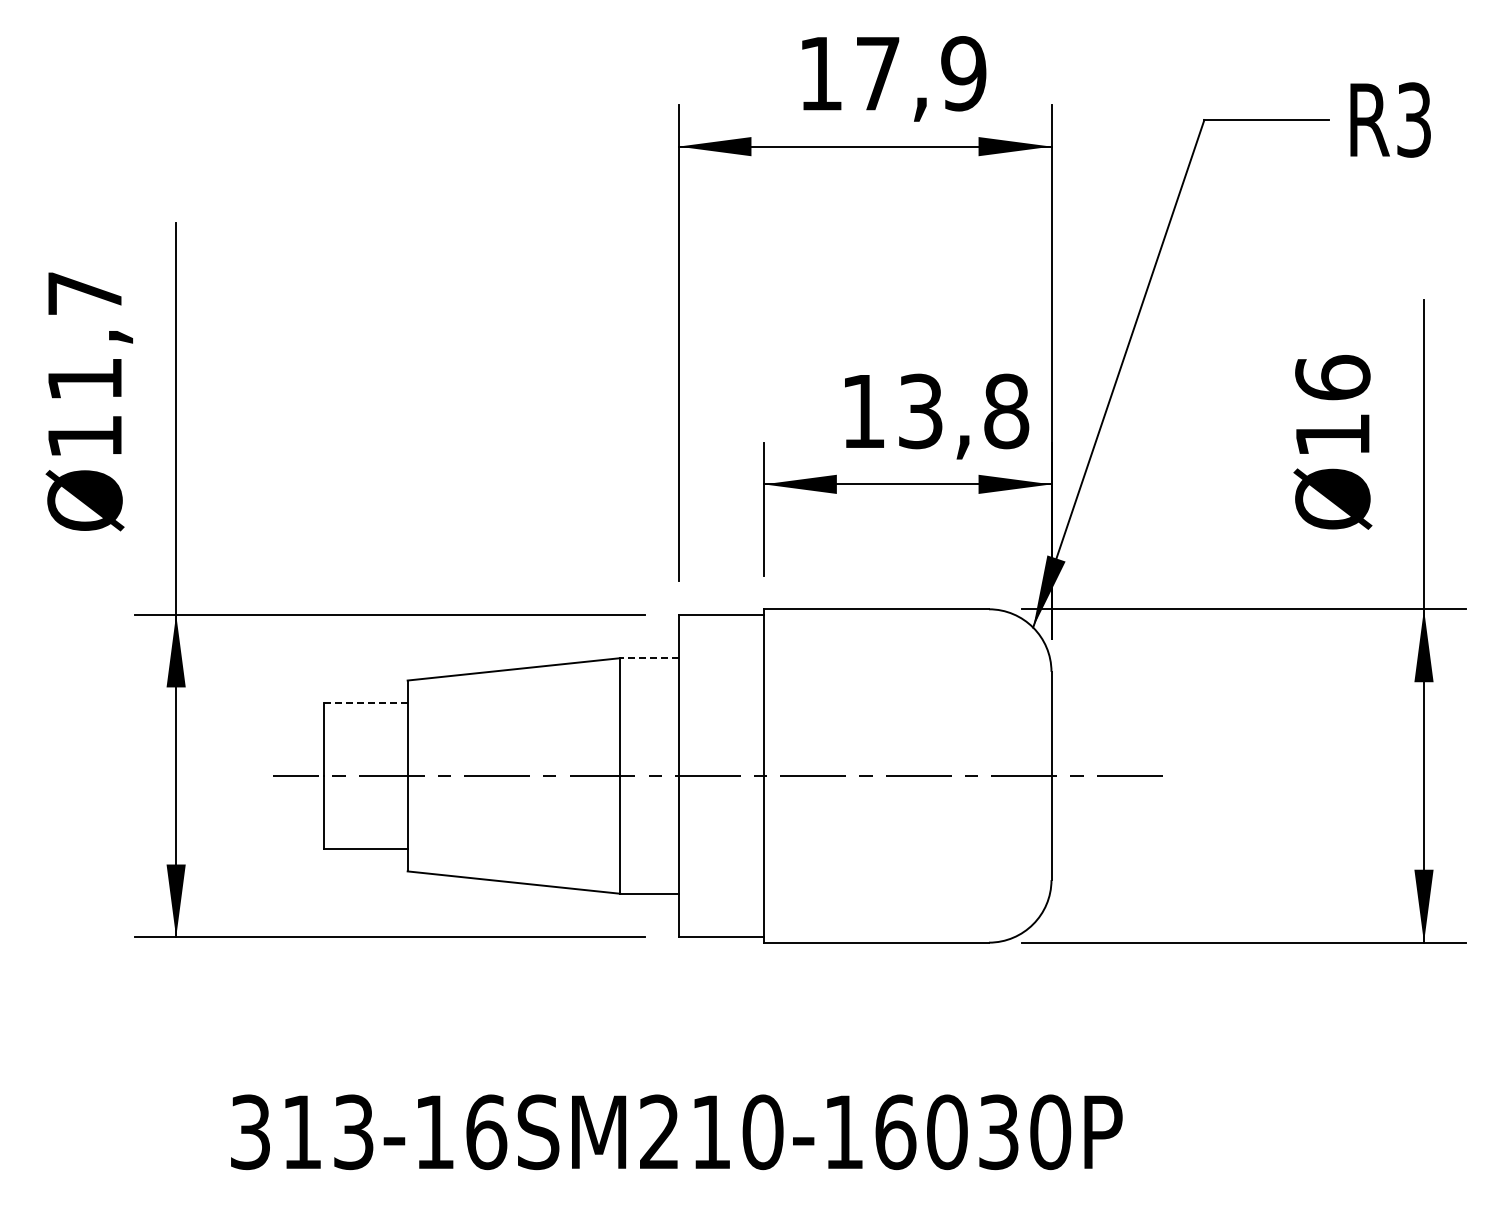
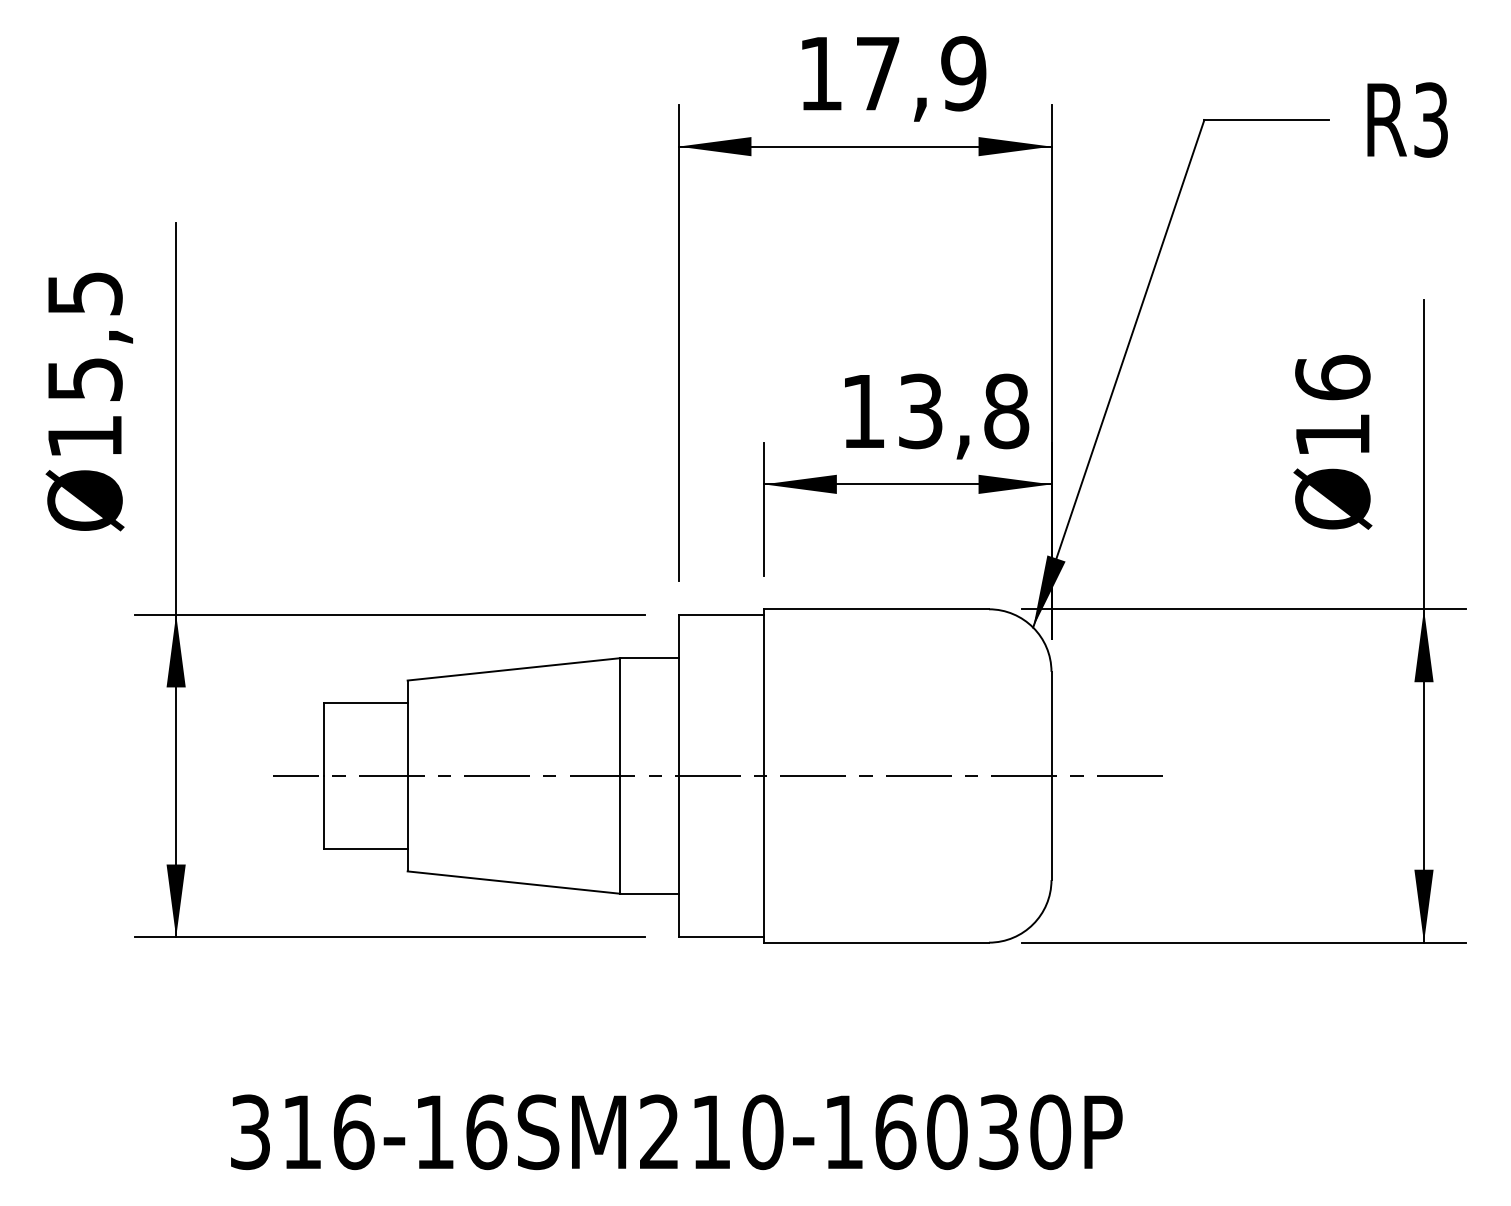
text position: (1390, 119) -> (1407, 119) (1407, 119)
text: Ø11,7 -> Ø15,5 (85, 336)
line: dashed -> solid (648, 658)
line: dashed -> solid (366, 703)
text: 313-16SM210-16030P -> 316-16SM210-16030P (353, 1132)
